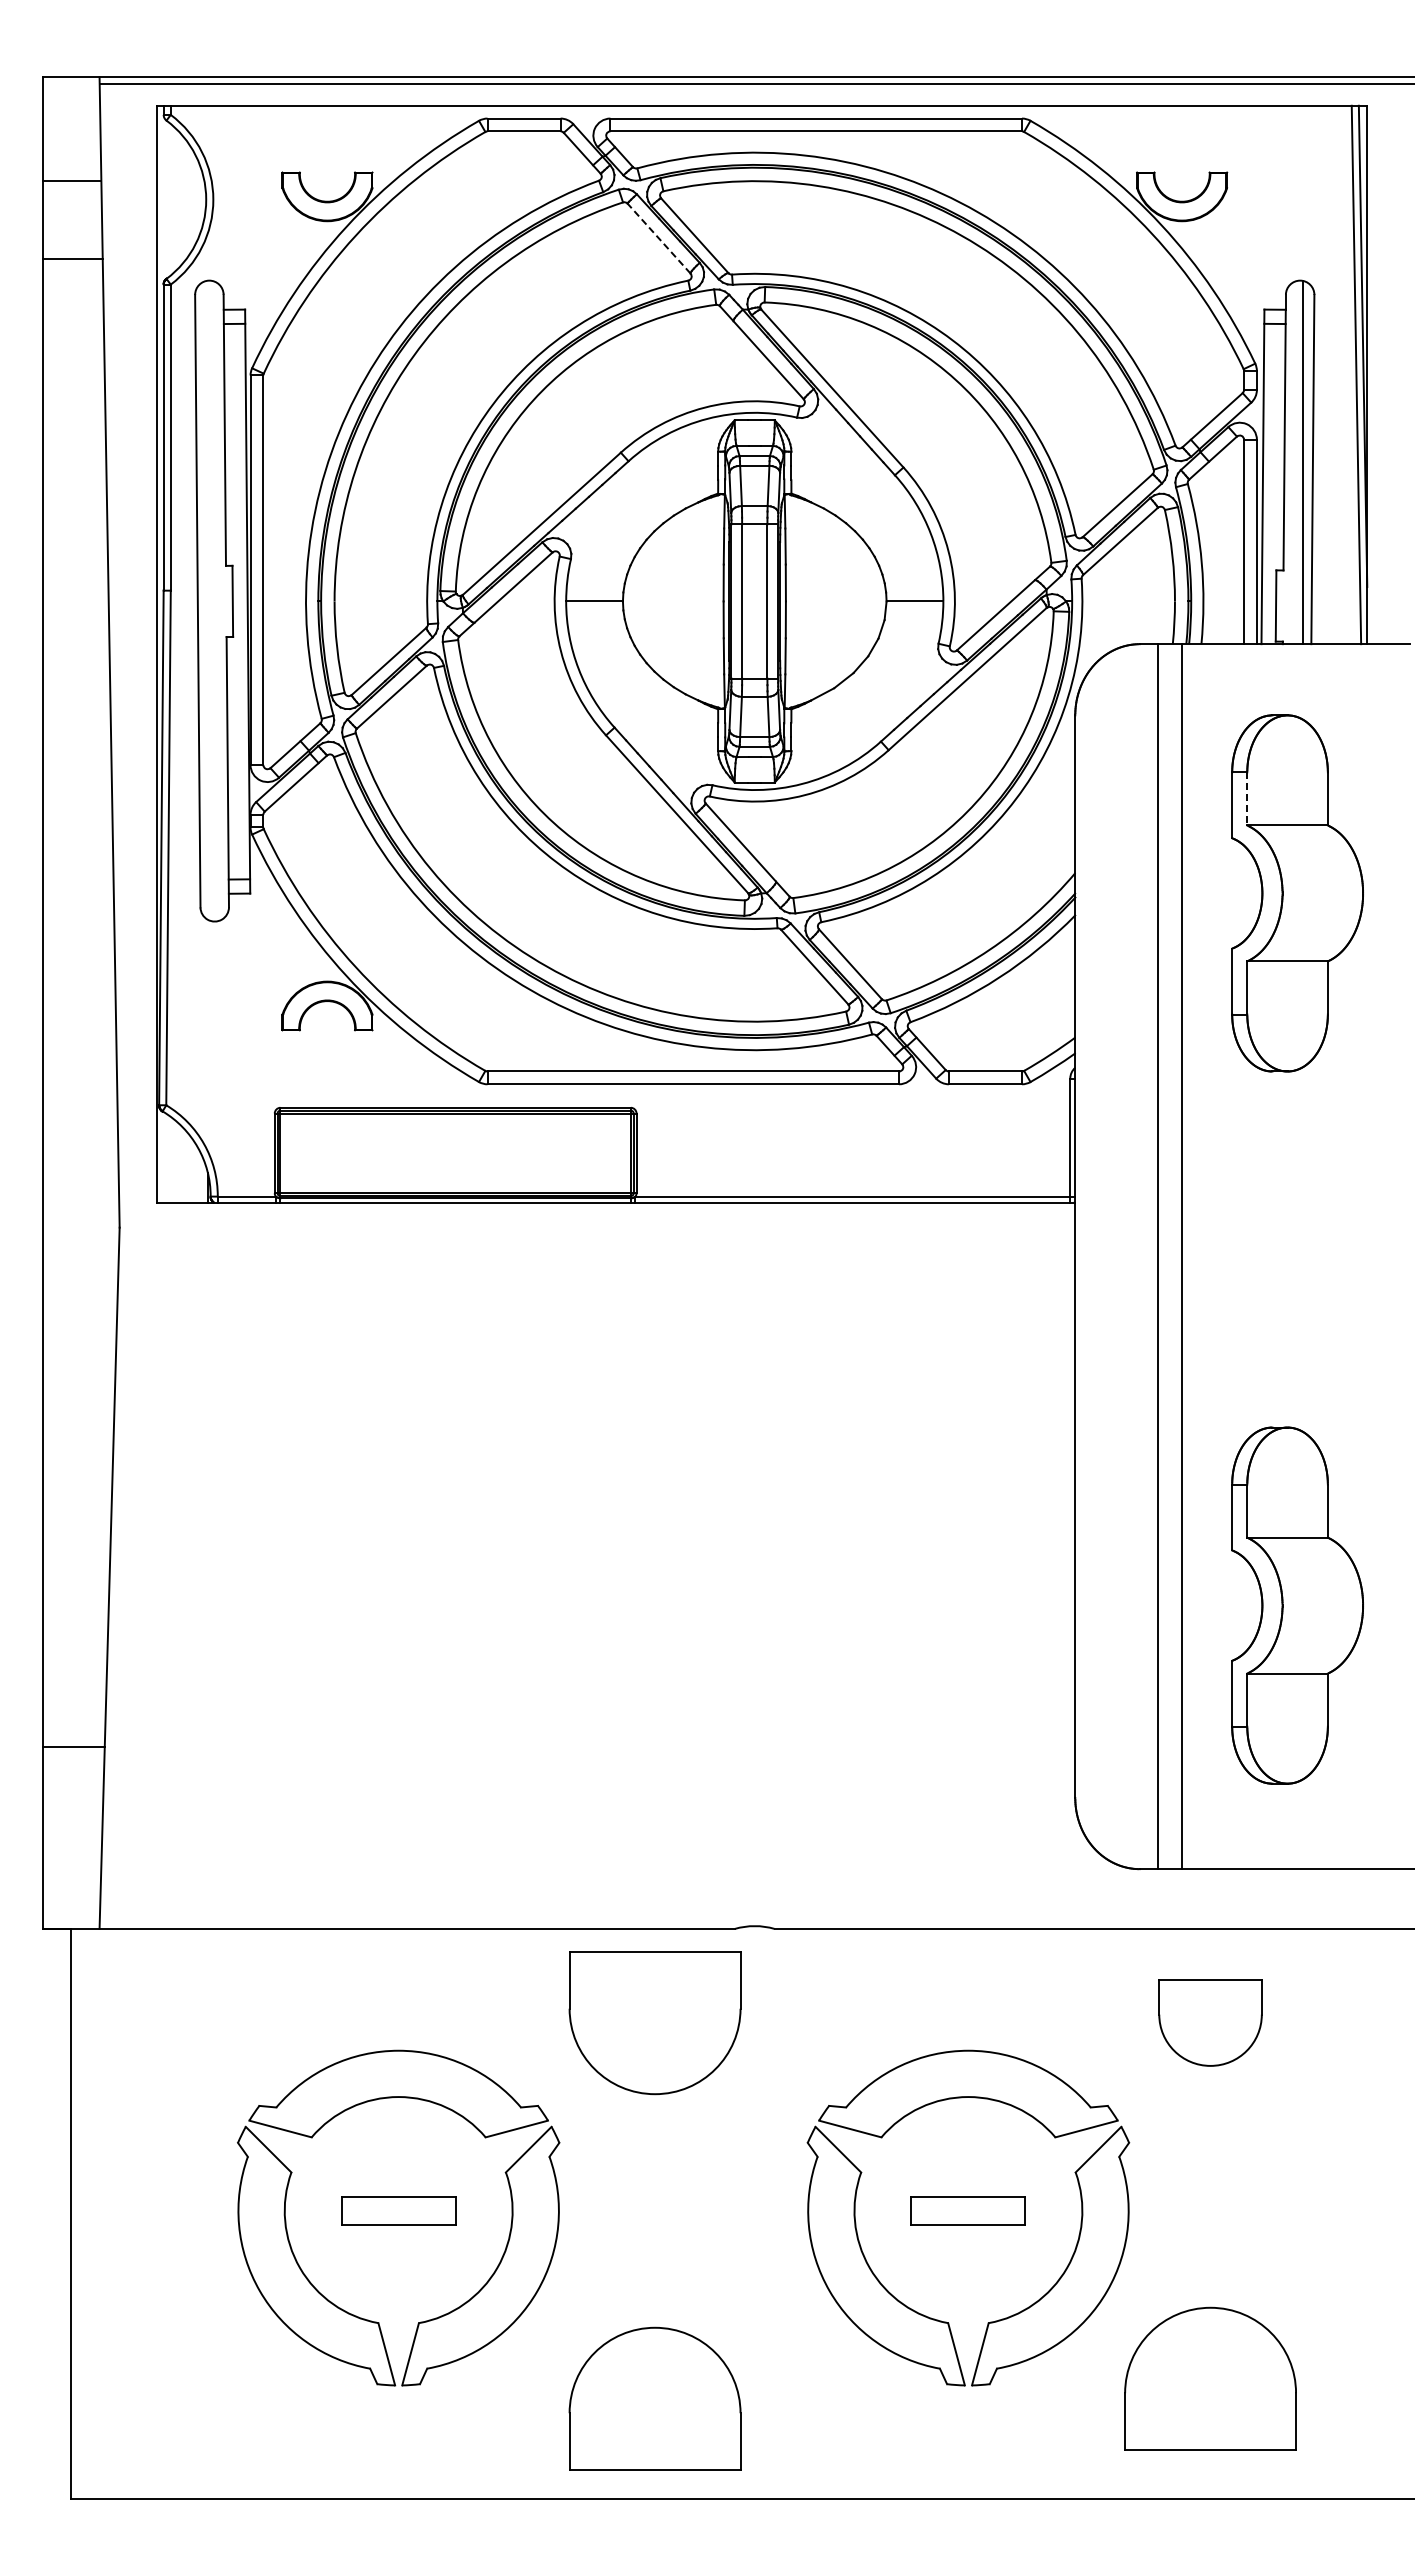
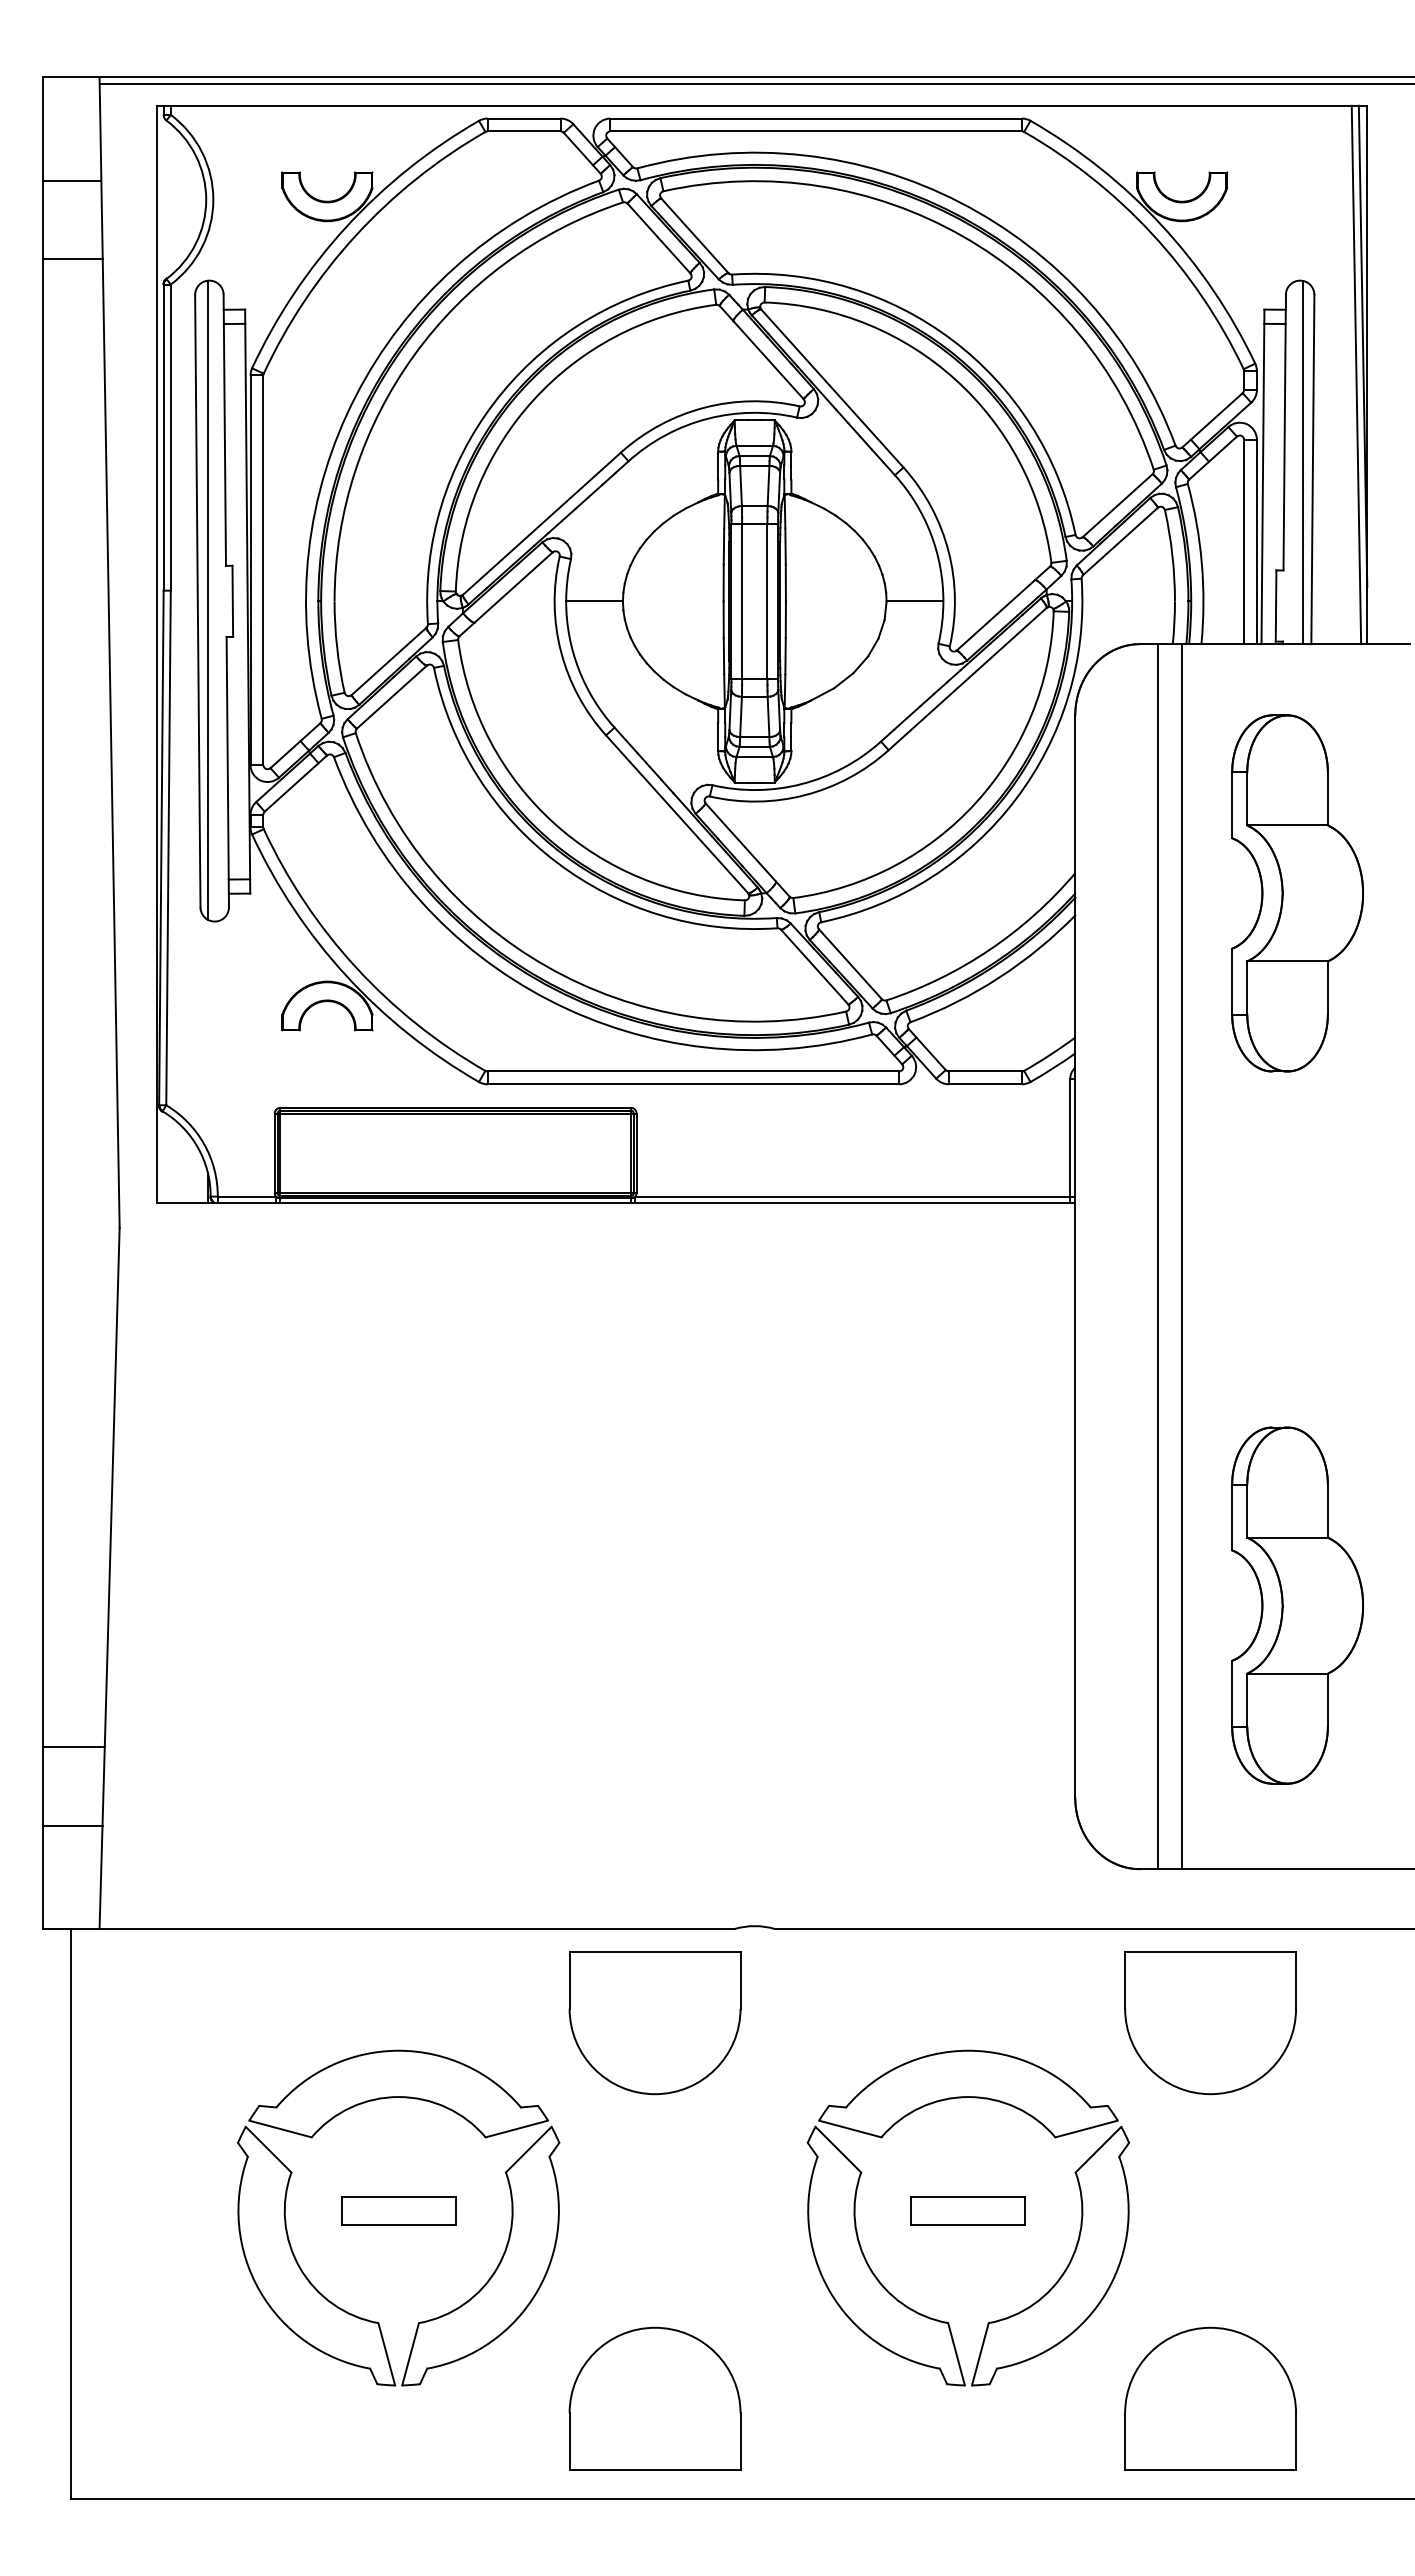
line: dashed -> solid (658, 238)
line: none -> present (207, 599)
line: dashed -> solid (1247, 798)
line: none -> present (72, 1825)
part size: 105x88 px -> 173x145 px (1210, 2023)
part position: (1210, 2378) -> (1210, 2398) (1210, 2398)
